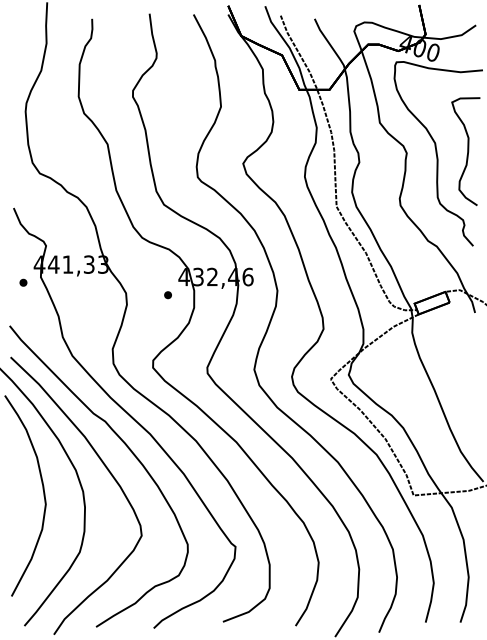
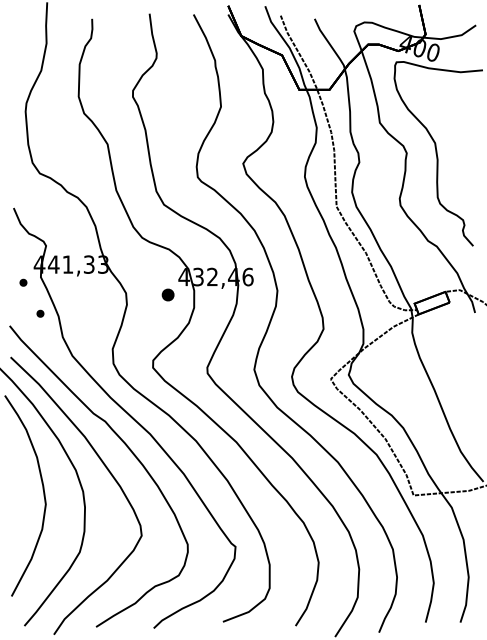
curve: present -> none (467, 151)
part size: 8x9 px -> 14x14 px (167, 294)
part: none -> present (40, 313)
